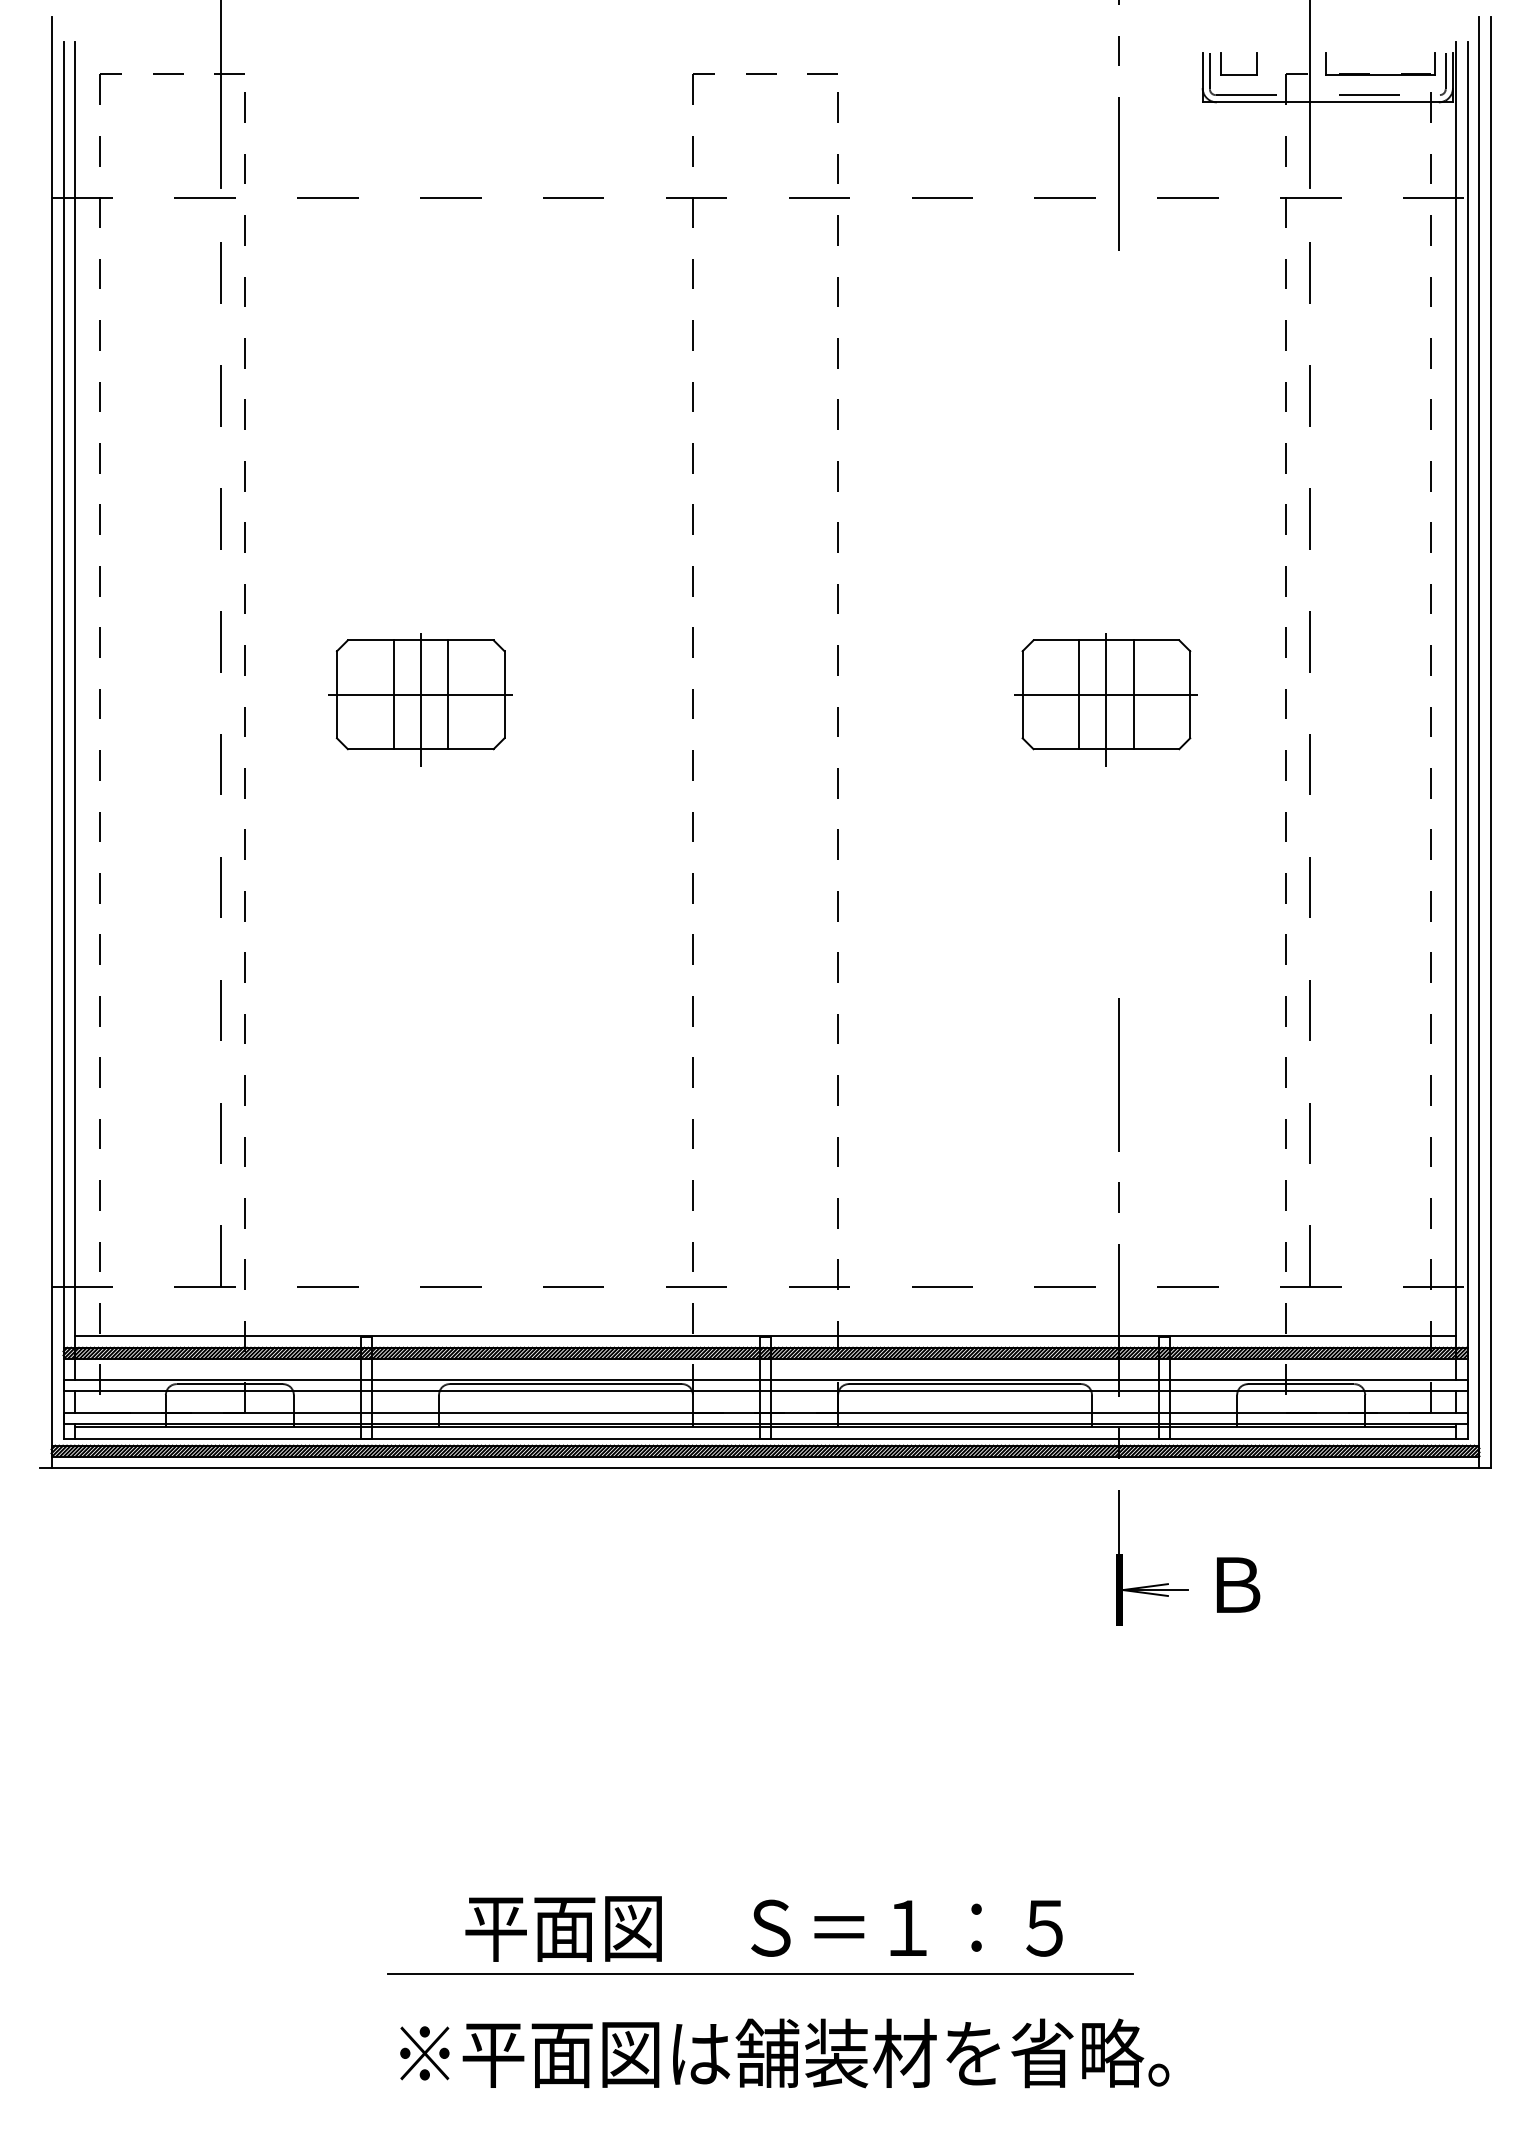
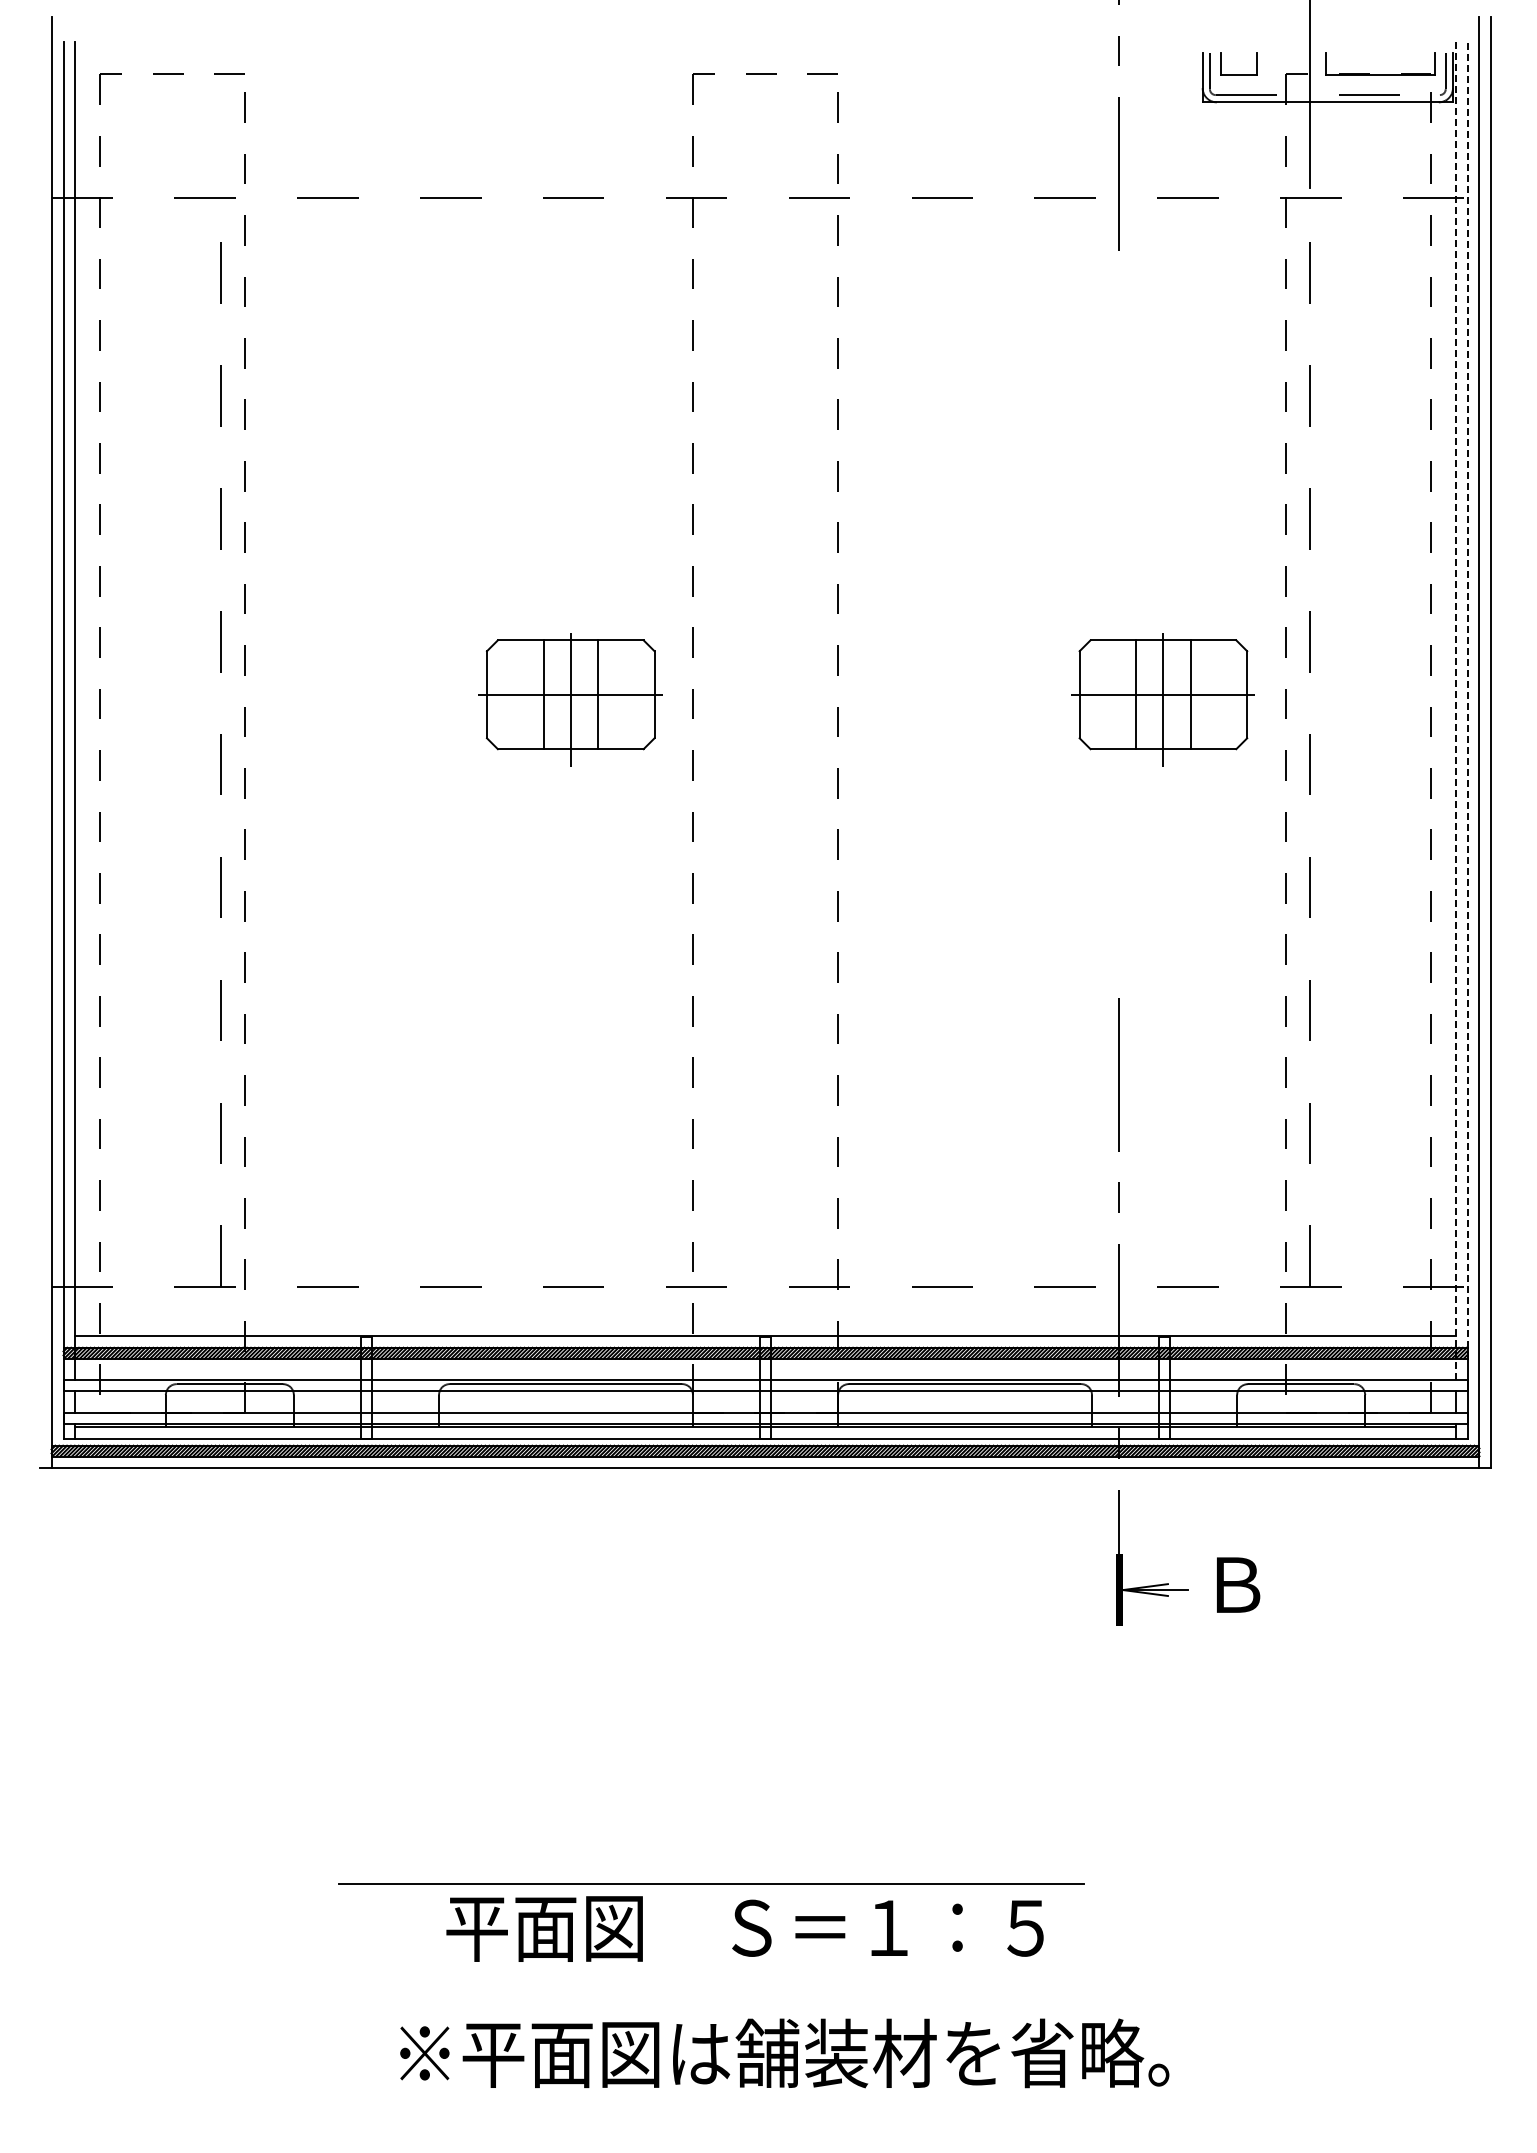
line: present -> none (221, 94)
part position: (420, 699) -> (570, 699) (570, 699)
part position: (1105, 699) -> (1162, 699) (1162, 699)
line: solid -> dashed (1467, 699)
line: solid -> dashed (1455, 710)
text position: (763, 1928) -> (744, 1928) (744, 1928)
line position: (760, 1973) -> (711, 1883) (711, 1883)
